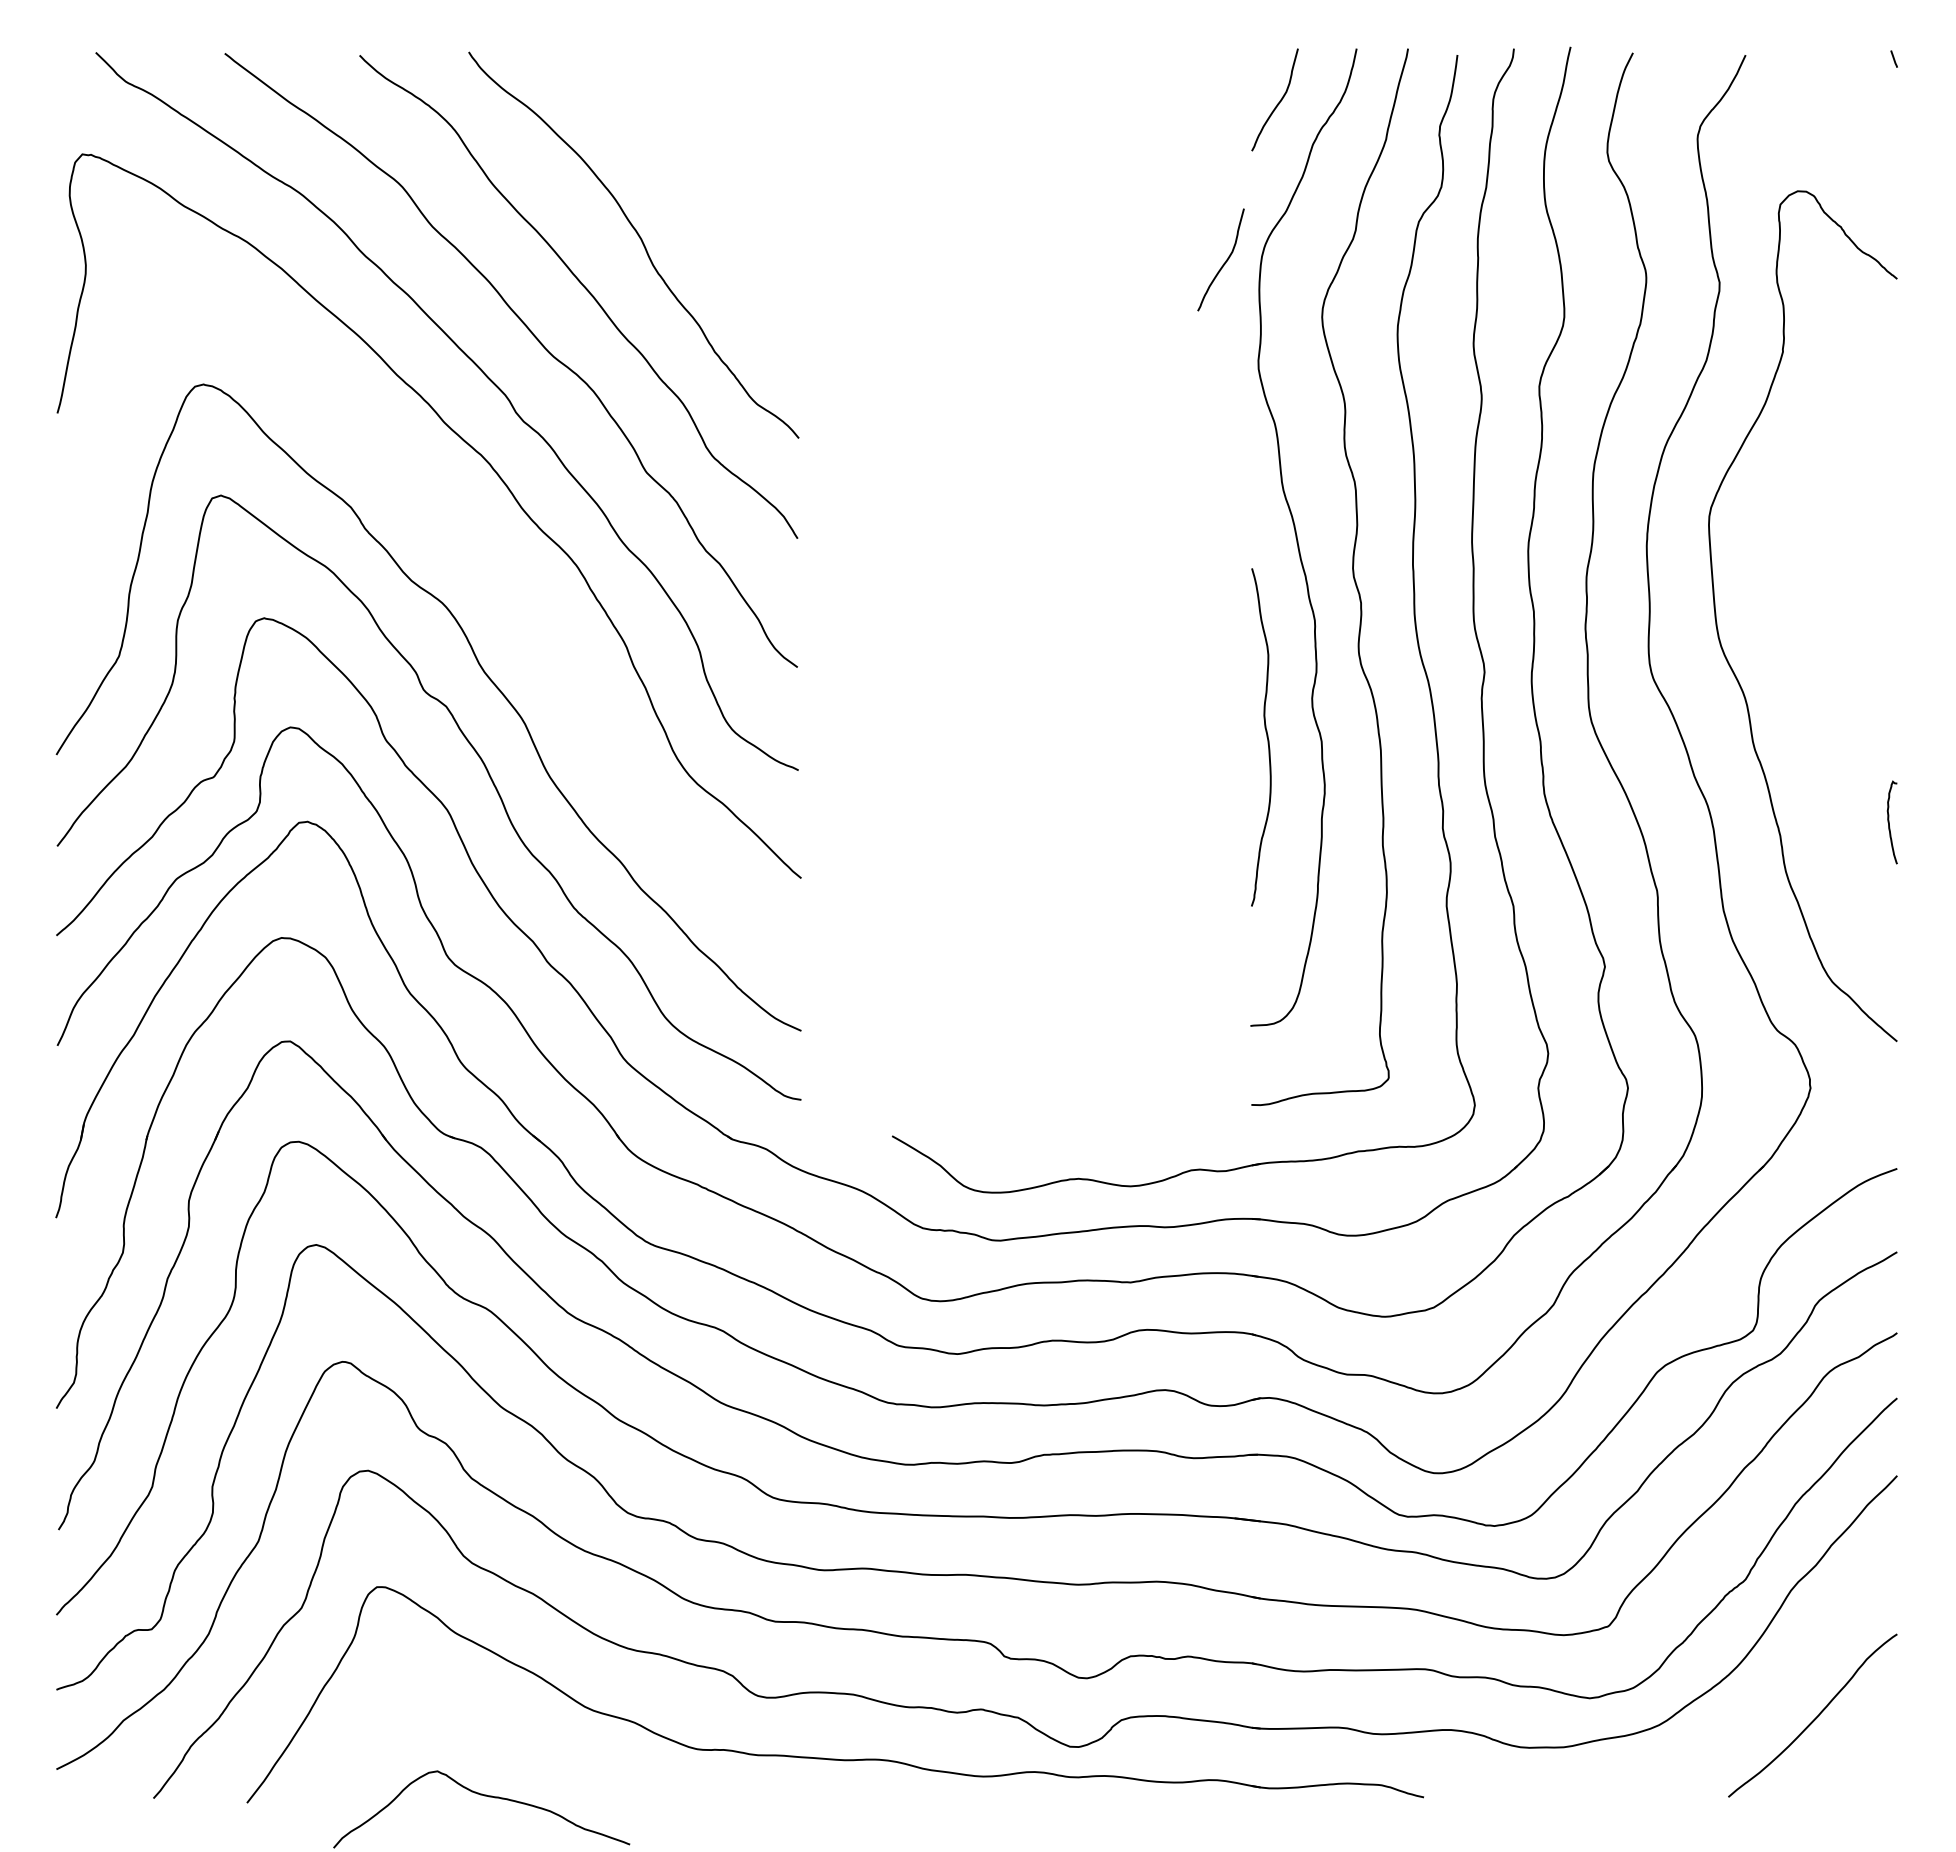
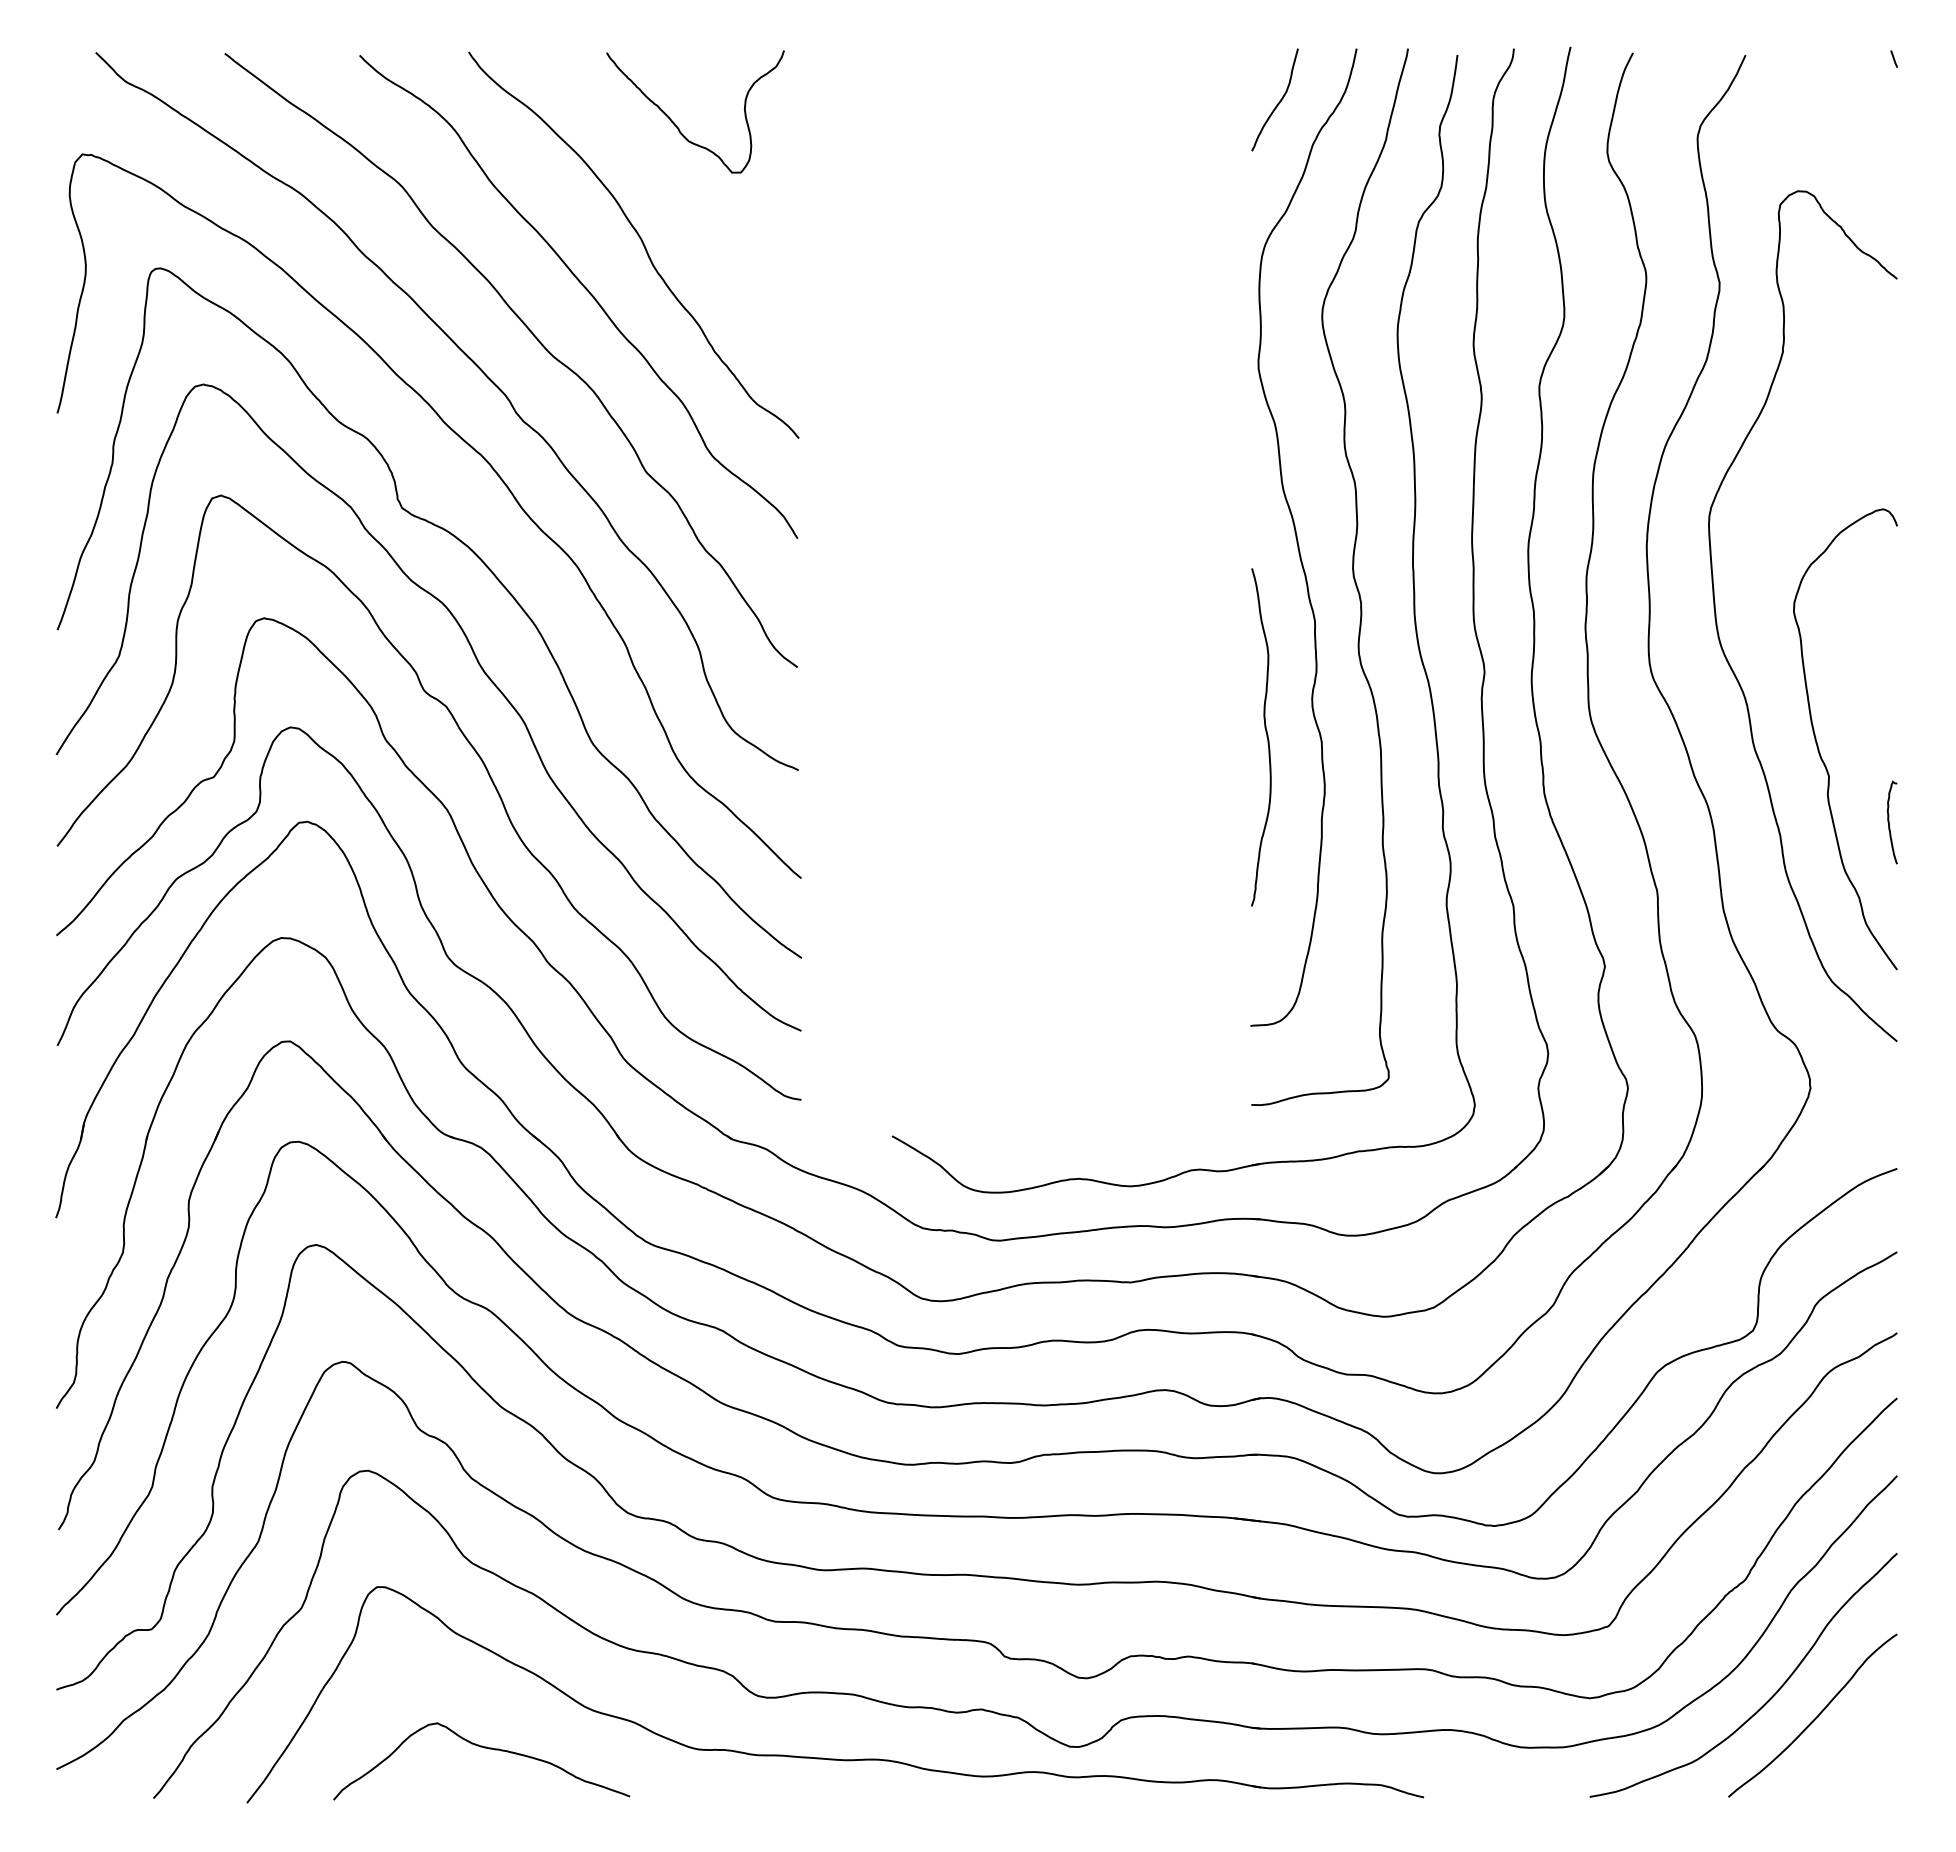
curve: none -> present (675, 123)
curve: present -> none (1224, 262)
curve: none -> present (484, 565)
curve: none -> present (1818, 745)
curve: none -> present (1768, 1699)
curve position: (484, 1796) -> (484, 1748) (484, 1748)
